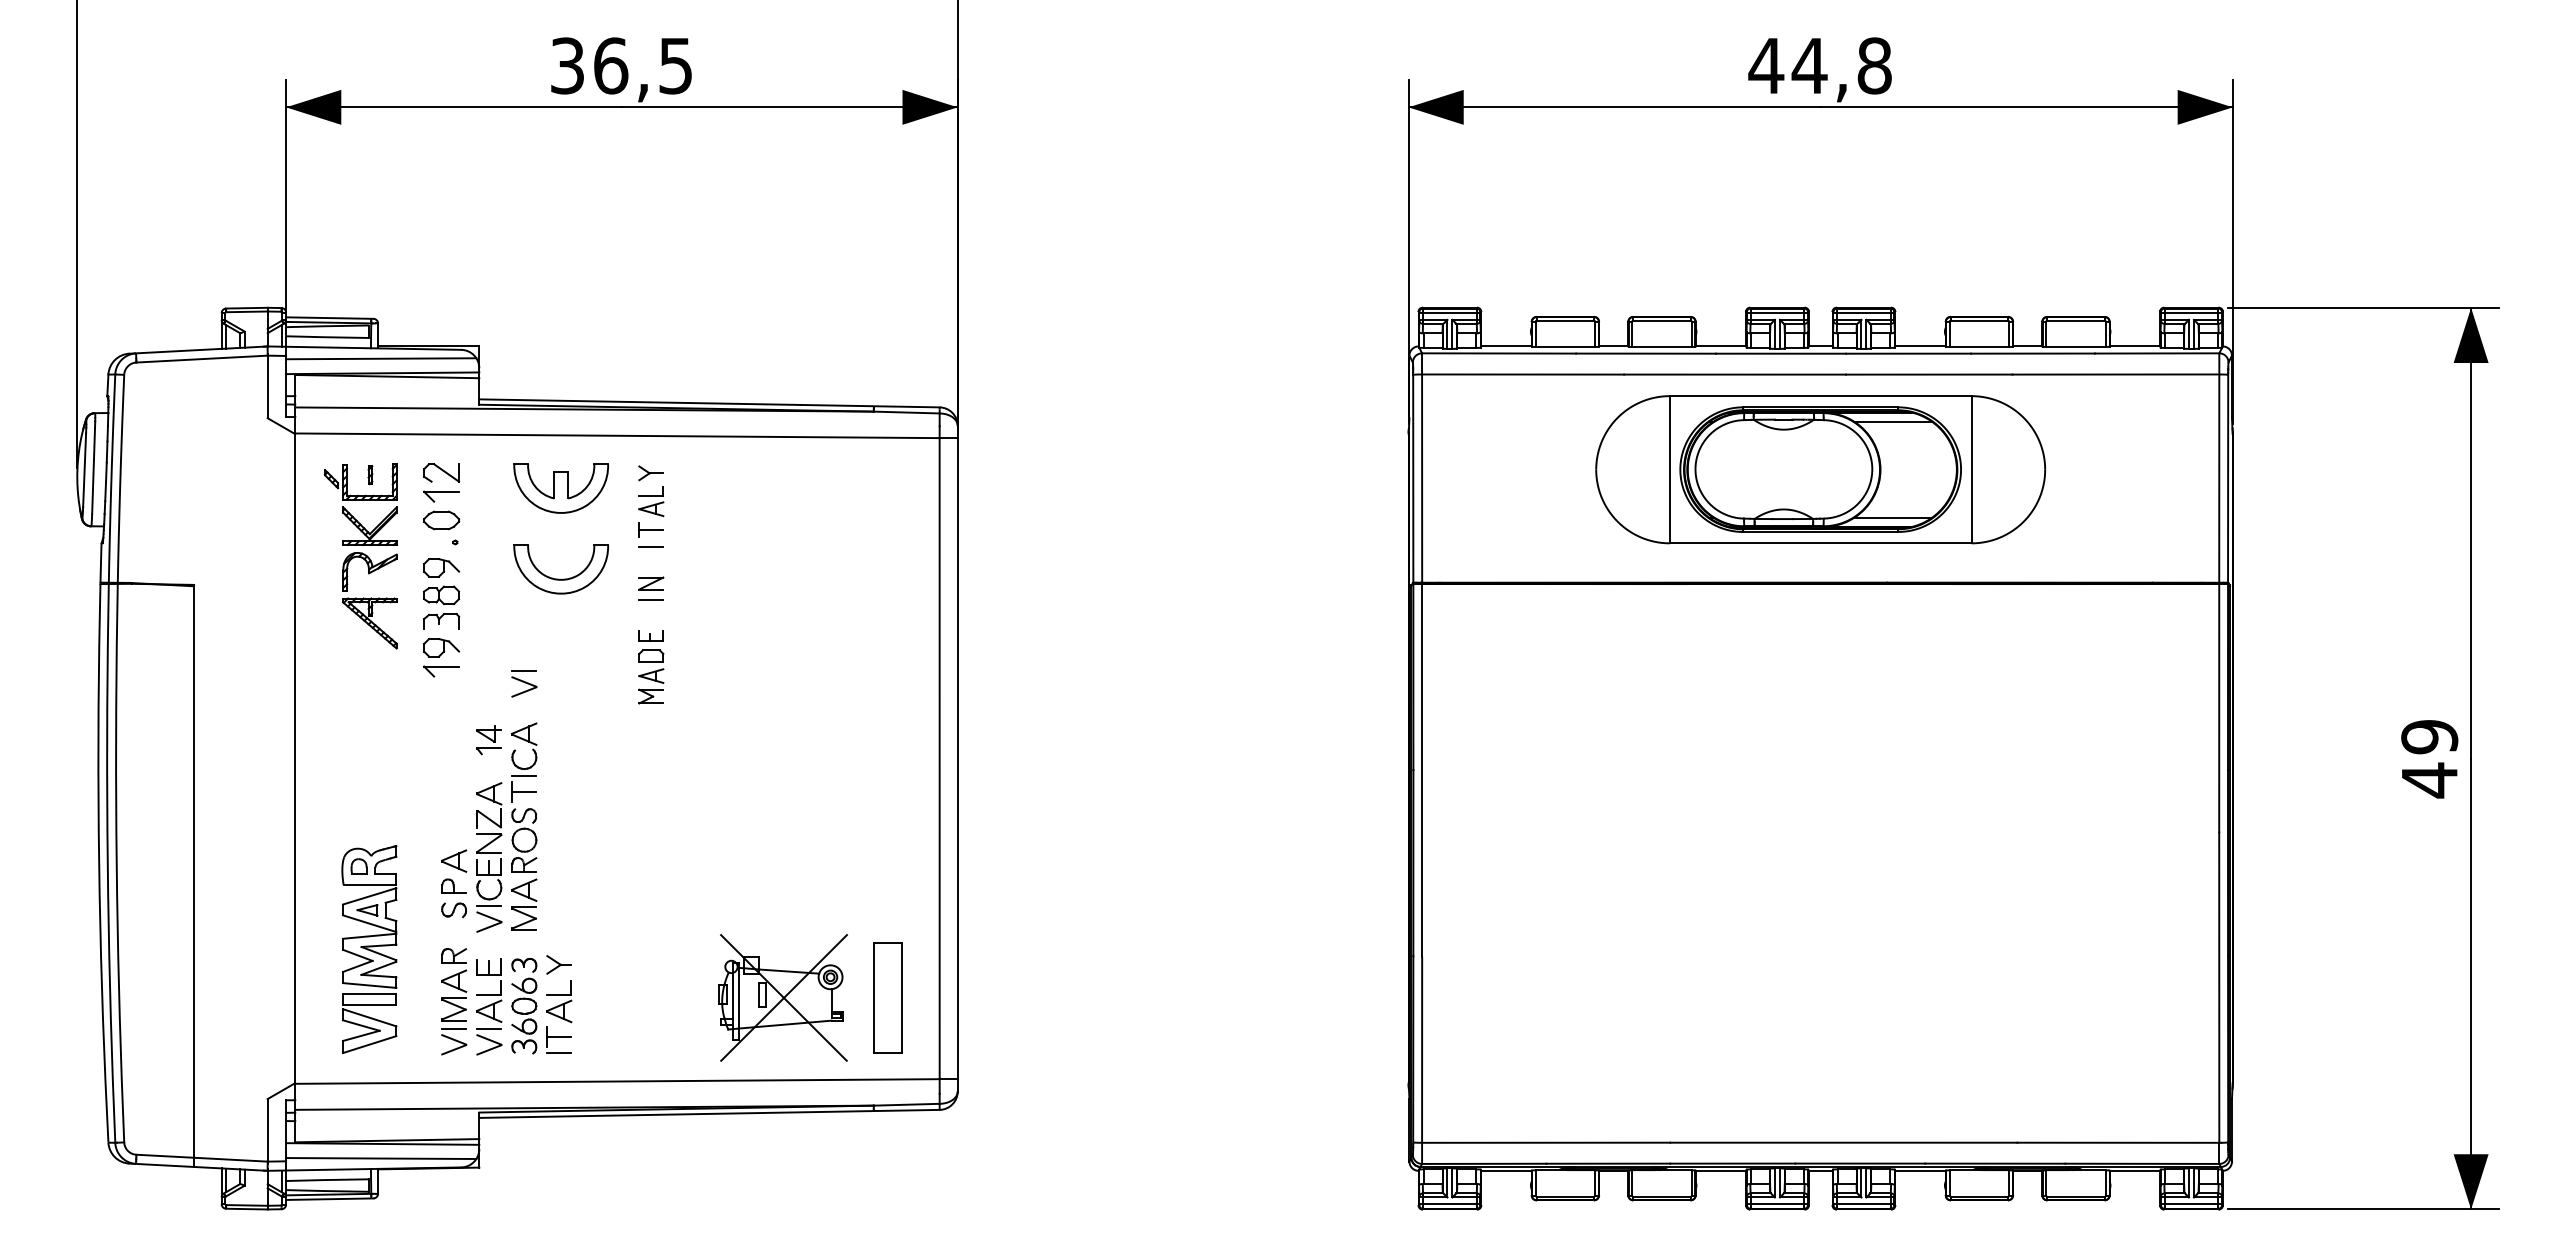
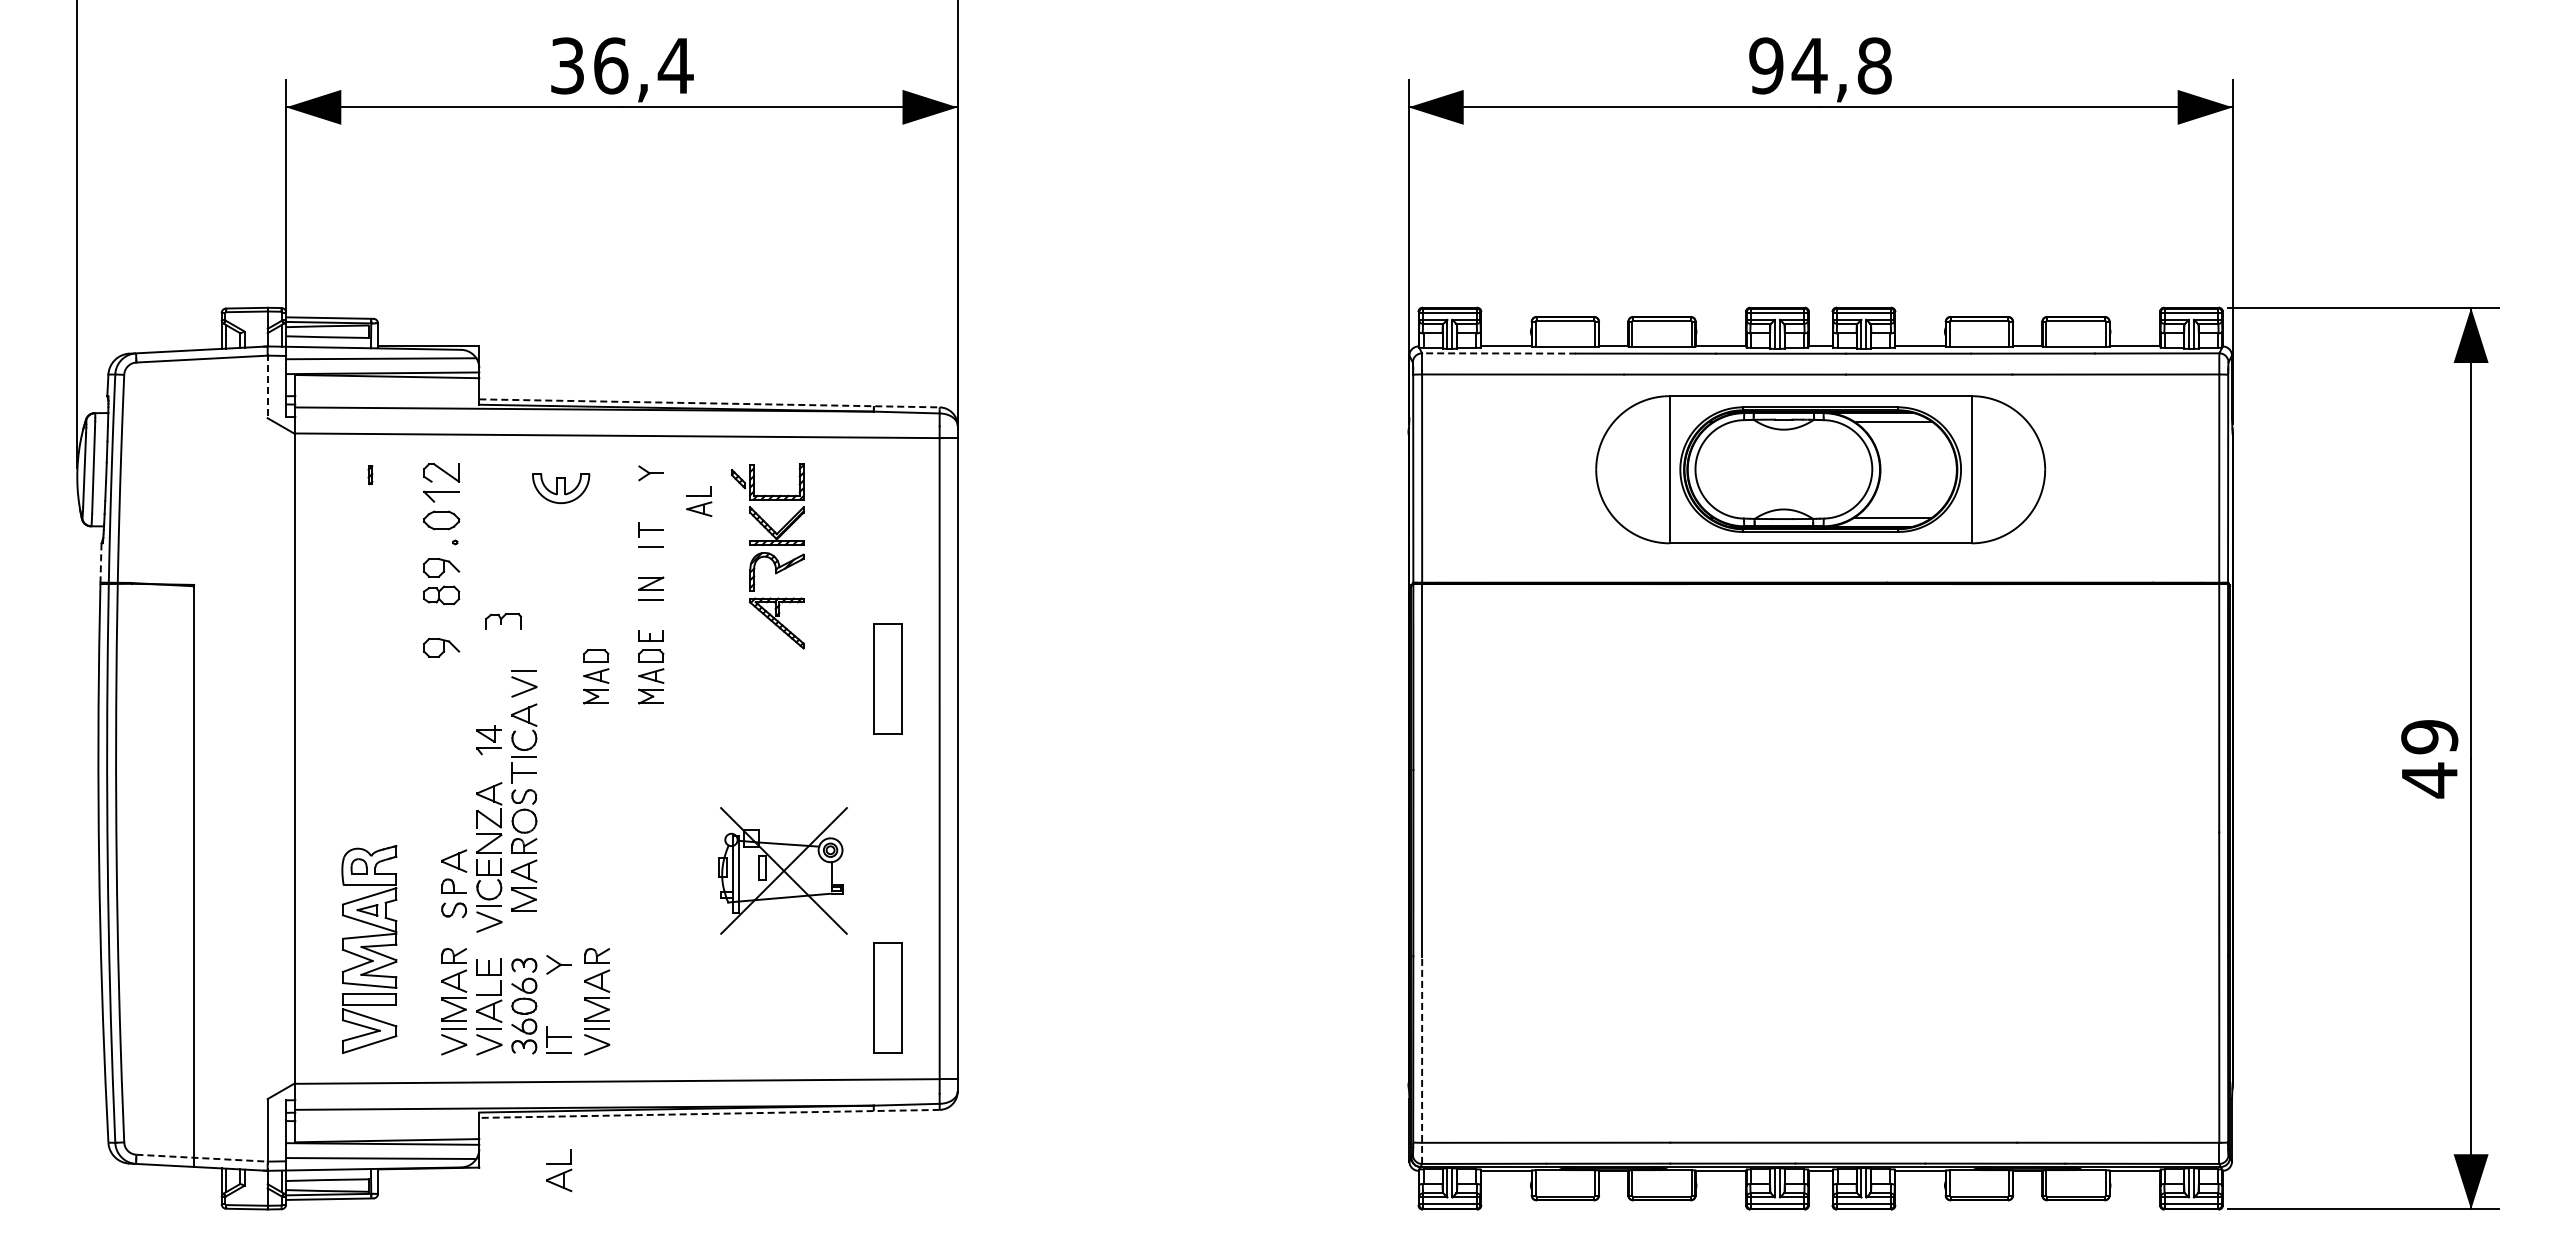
text: 44,8 -> 94,8 (1766, 65)
text: 36,5 -> 36,4 (675, 66)
line: solid -> dashed (1498, 353)
line: solid -> dashed (267, 386)
line: solid -> dashed (709, 403)
part size: 96x51 px -> 59x31 px (561, 488)
part position: (651, 501) -> (699, 501) (699, 501)
part position: (360, 556) -> (767, 556) (767, 556)
line: solid -> dashed (101, 562)
part: present -> none (560, 578)
part position: (441, 621) -> (503, 621) (503, 621)
part: present -> none (441, 671)
part: none -> present (596, 676)
part: none -> present (887, 678)
part position: (524, 826) -> (524, 807) (524, 807)
part position: (782, 997) -> (782, 870) (782, 870)
part position: (559, 1001) -> (559, 1170) (559, 1170)
part: none -> present (597, 1001)
line: solid -> dashed (1422, 1061)
line: solid -> dashed (708, 1113)
line: solid -> dashed (202, 1158)
